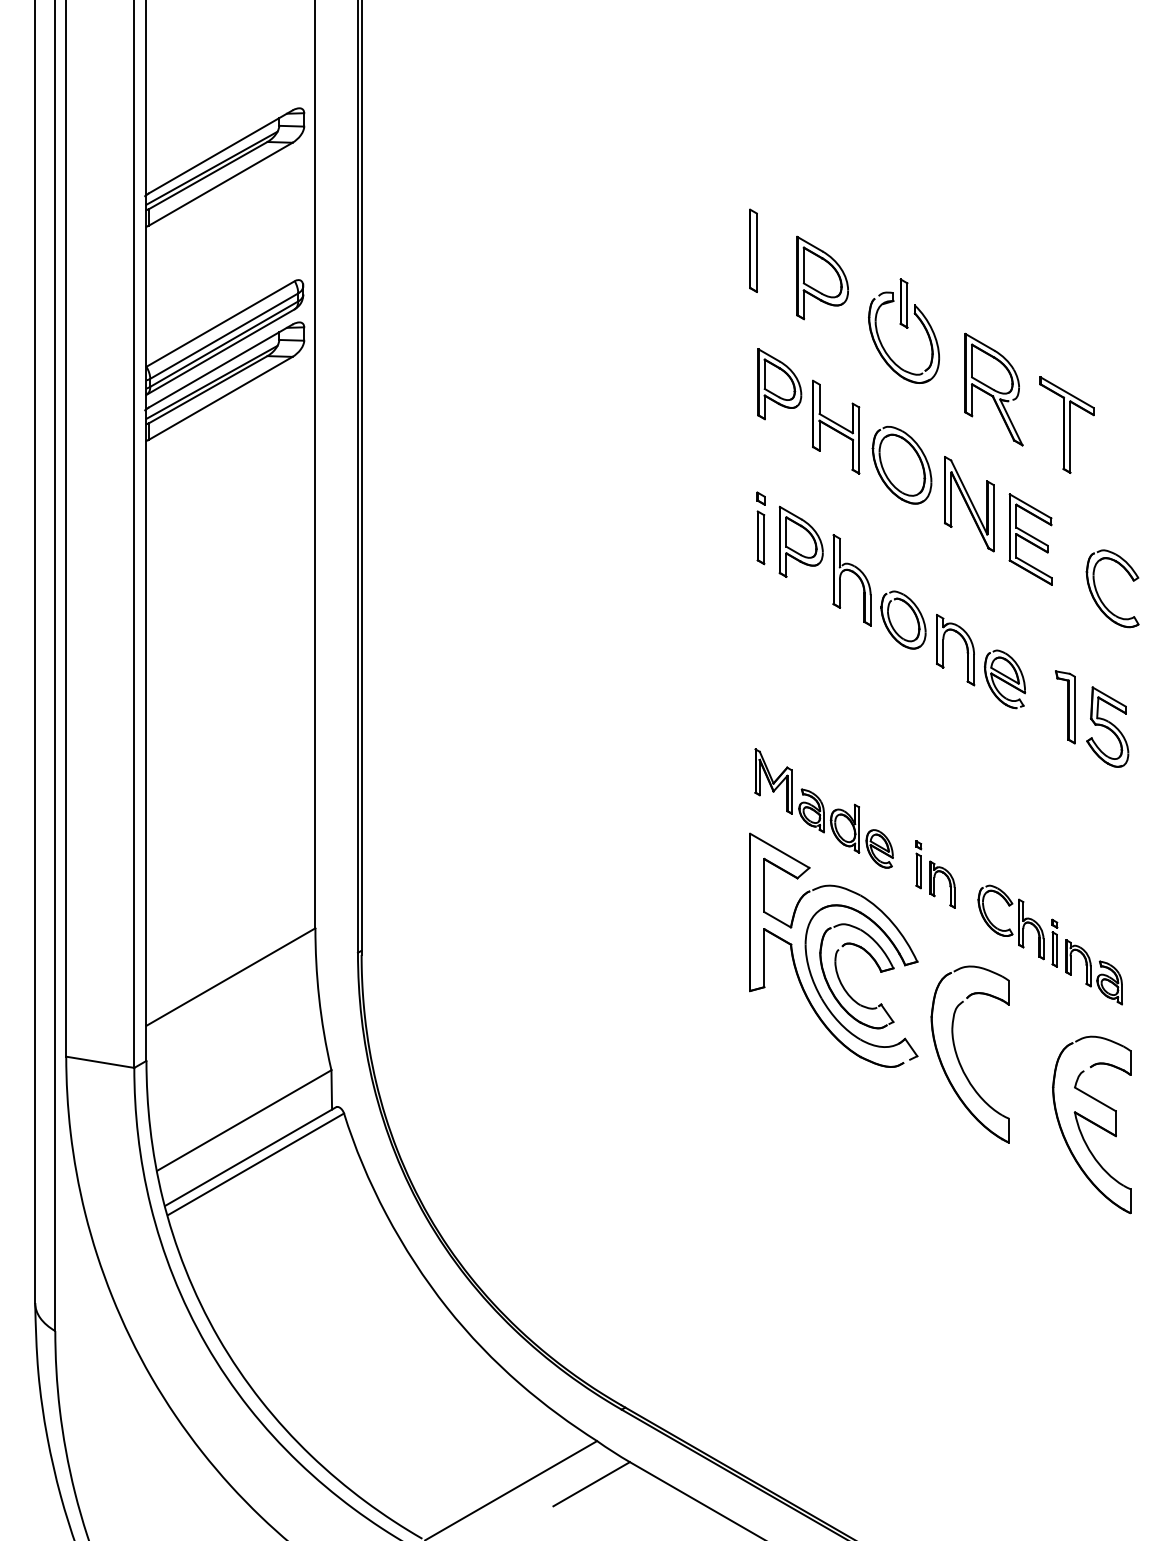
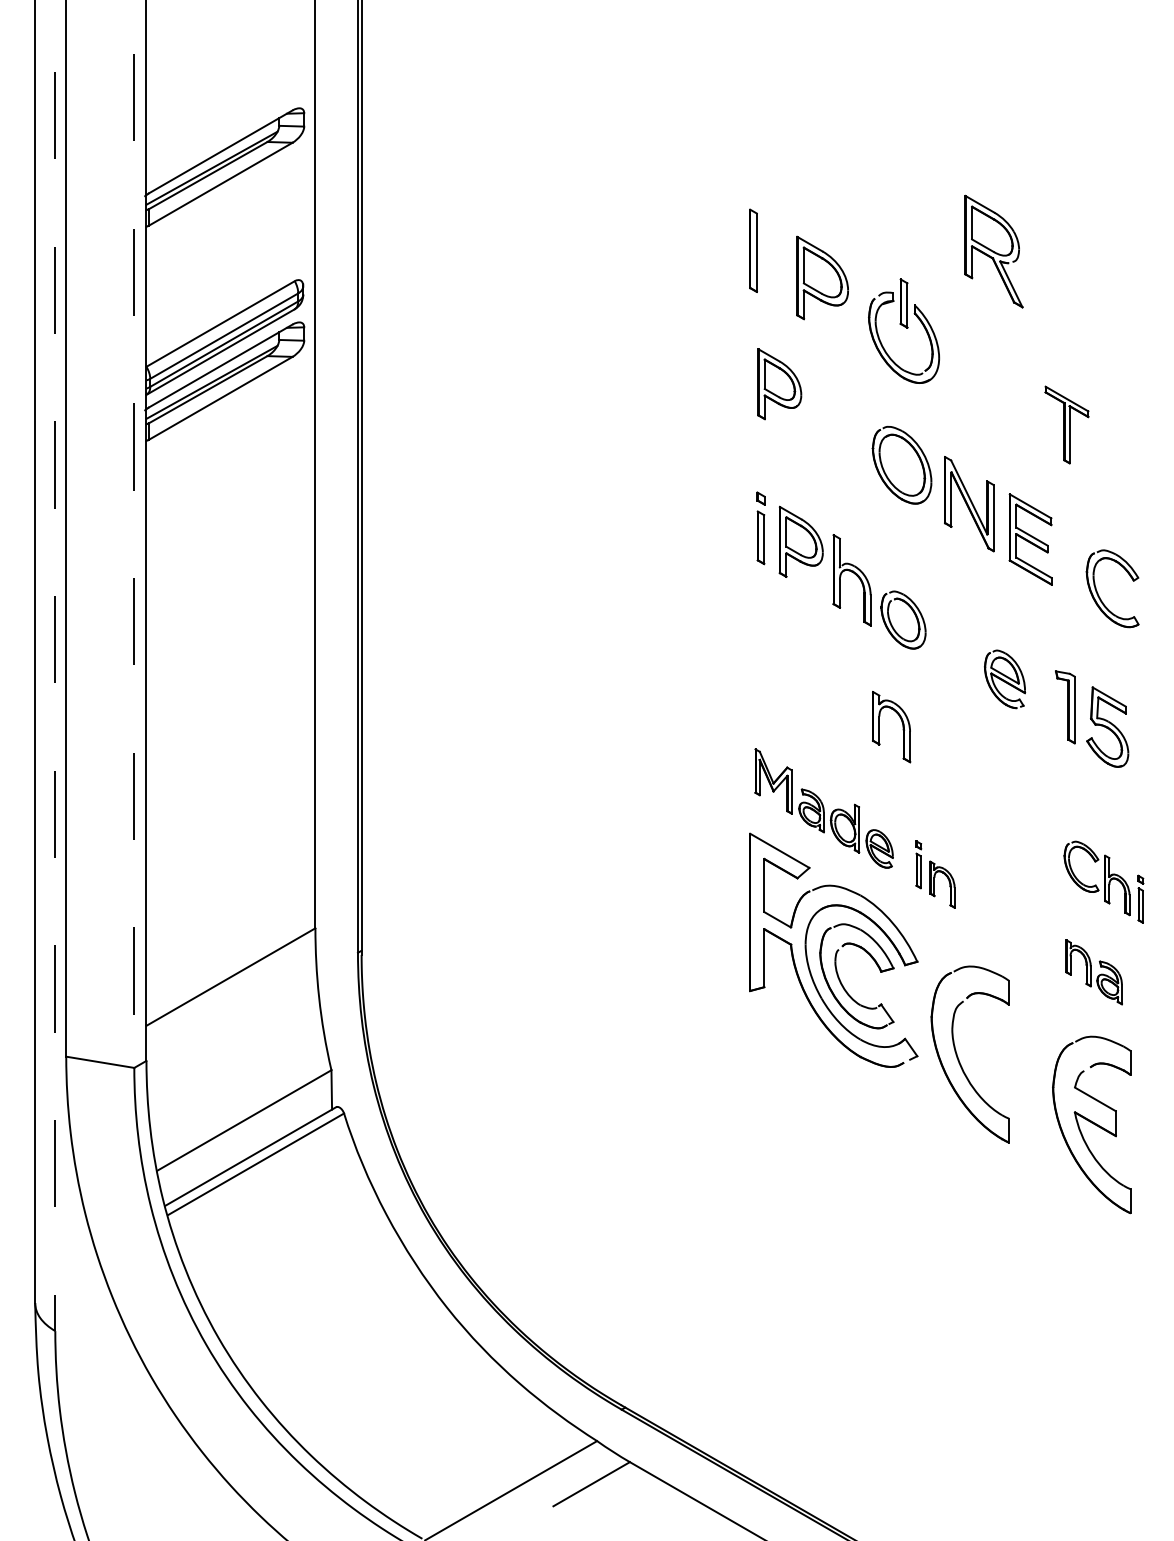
part position: (993, 389) -> (993, 251) (993, 251)
part size: 56x98 px -> 46x80 px (1066, 424)
part: present -> none (836, 426)
line: solid -> dashed (134, 534)
part position: (966, 650) -> (902, 727) (902, 727)
line: solid -> dashed (55, 666)
part position: (1017, 925) -> (1103, 881) (1103, 881)
